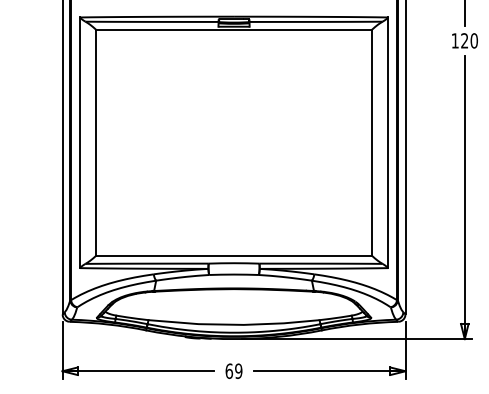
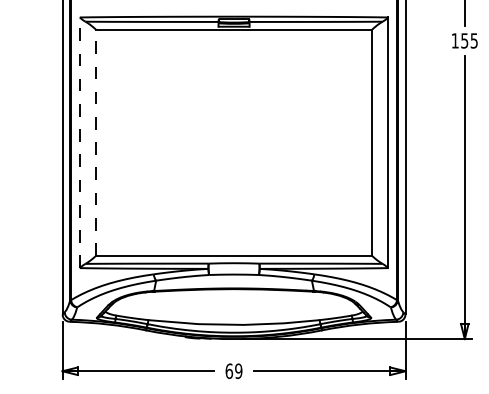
text: 120 -> 155 (469, 40)
line: solid -> dashed (79, 142)
line: solid -> dashed (96, 142)
